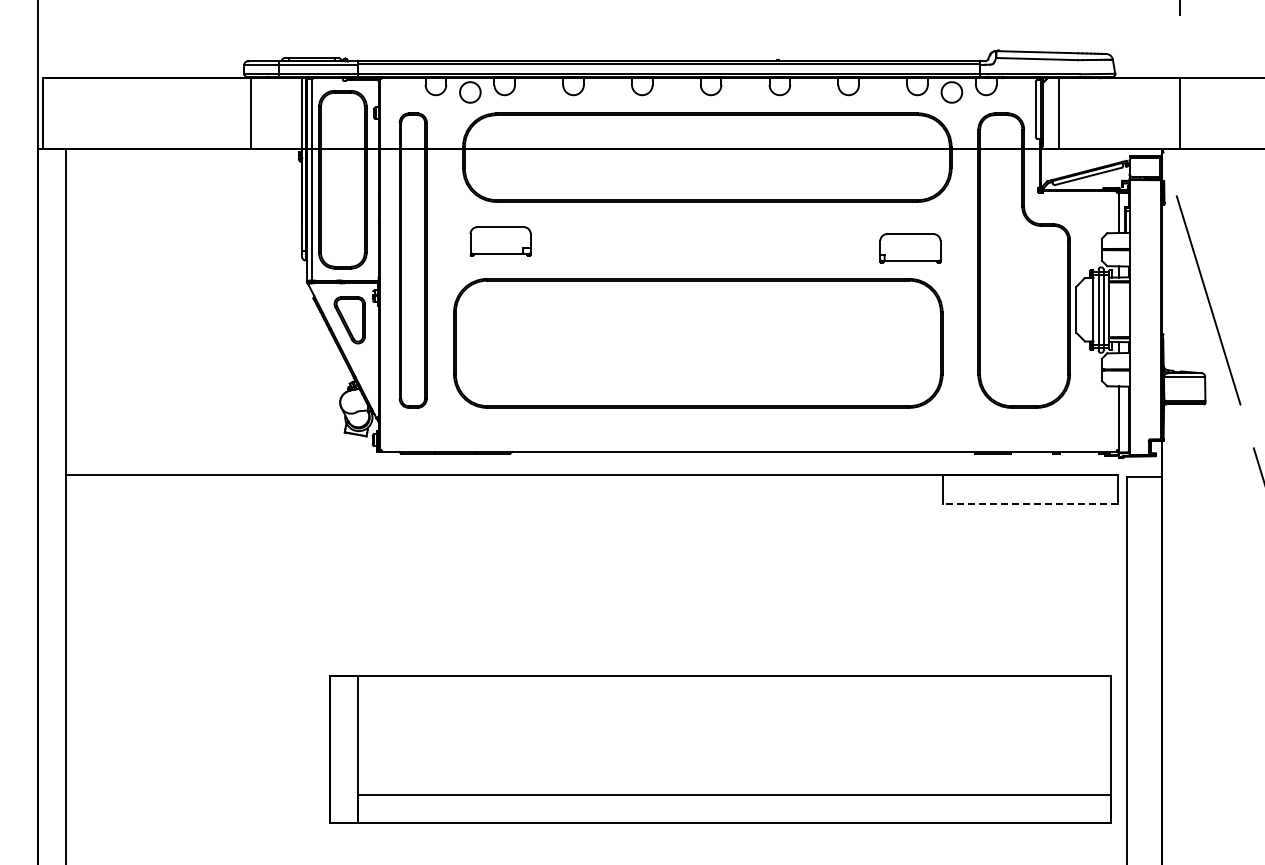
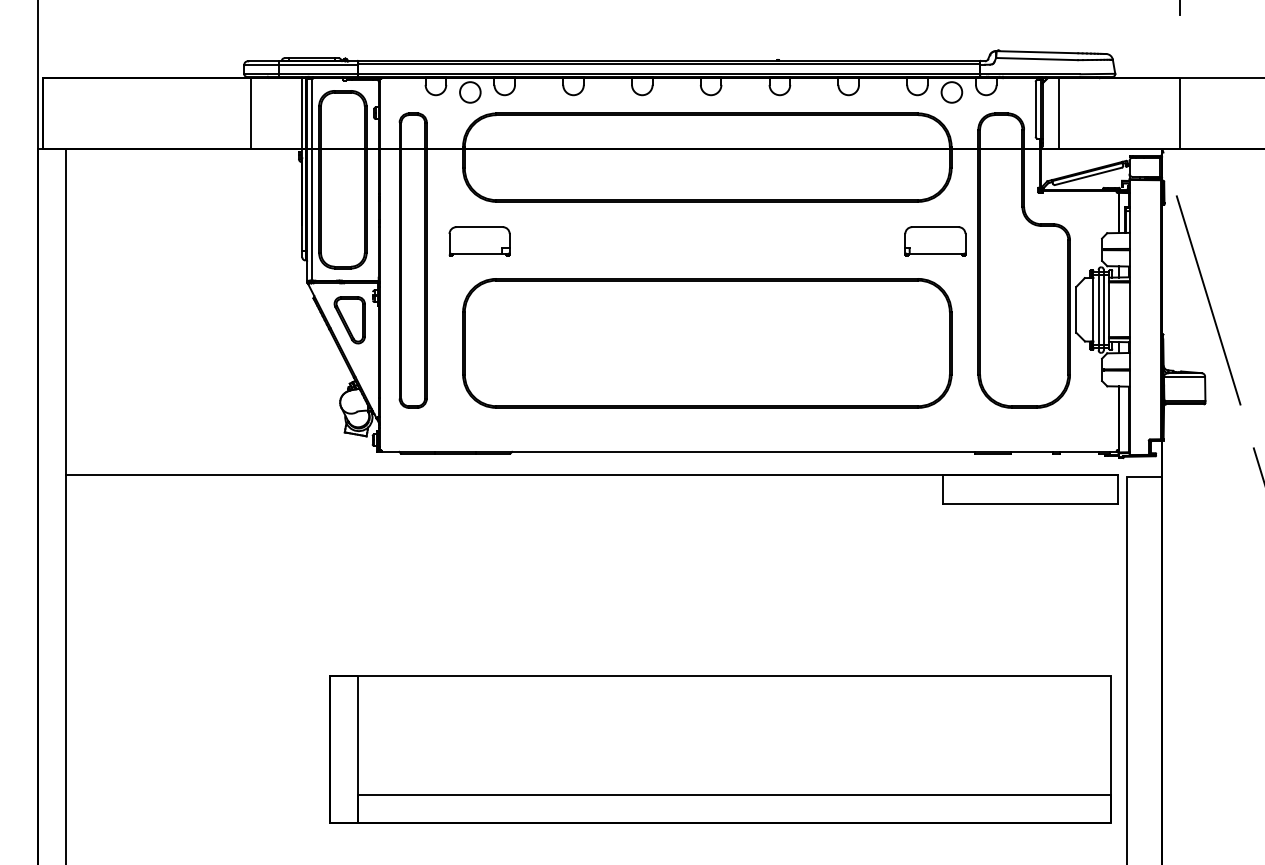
part position: (500, 241) -> (479, 241) (479, 241)
part position: (910, 248) -> (935, 241) (935, 241)
part position: (698, 343) -> (707, 343) (707, 343)
line: dashed -> solid (1030, 503)
